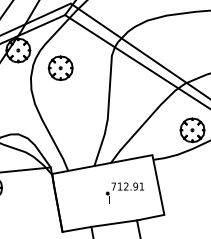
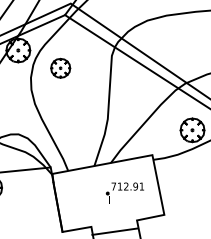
part size: 27x27 px -> 22x22 px (60, 67)
line position: (114, 223) -> (115, 231) (115, 231)
